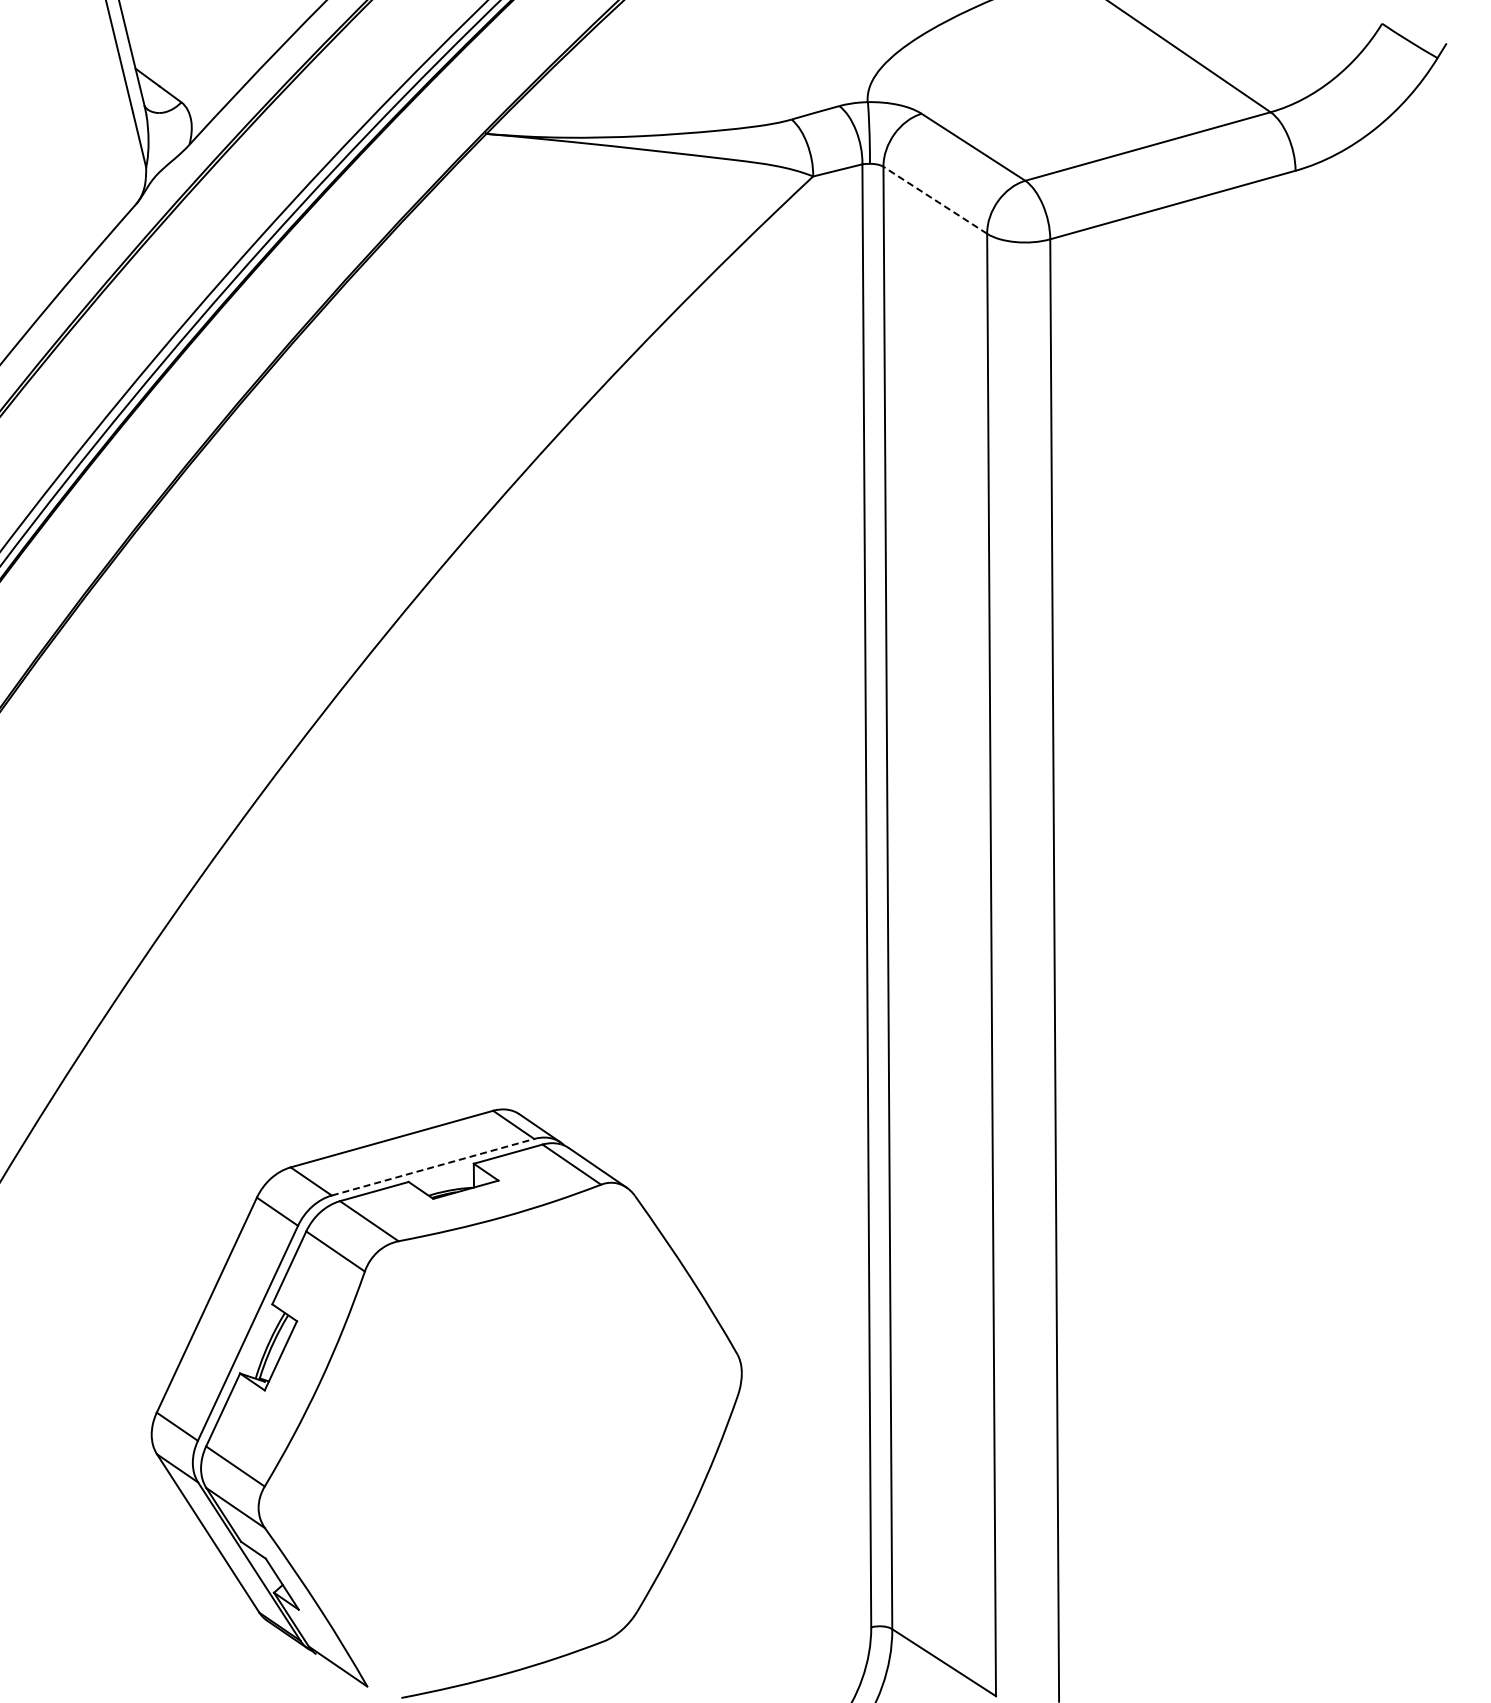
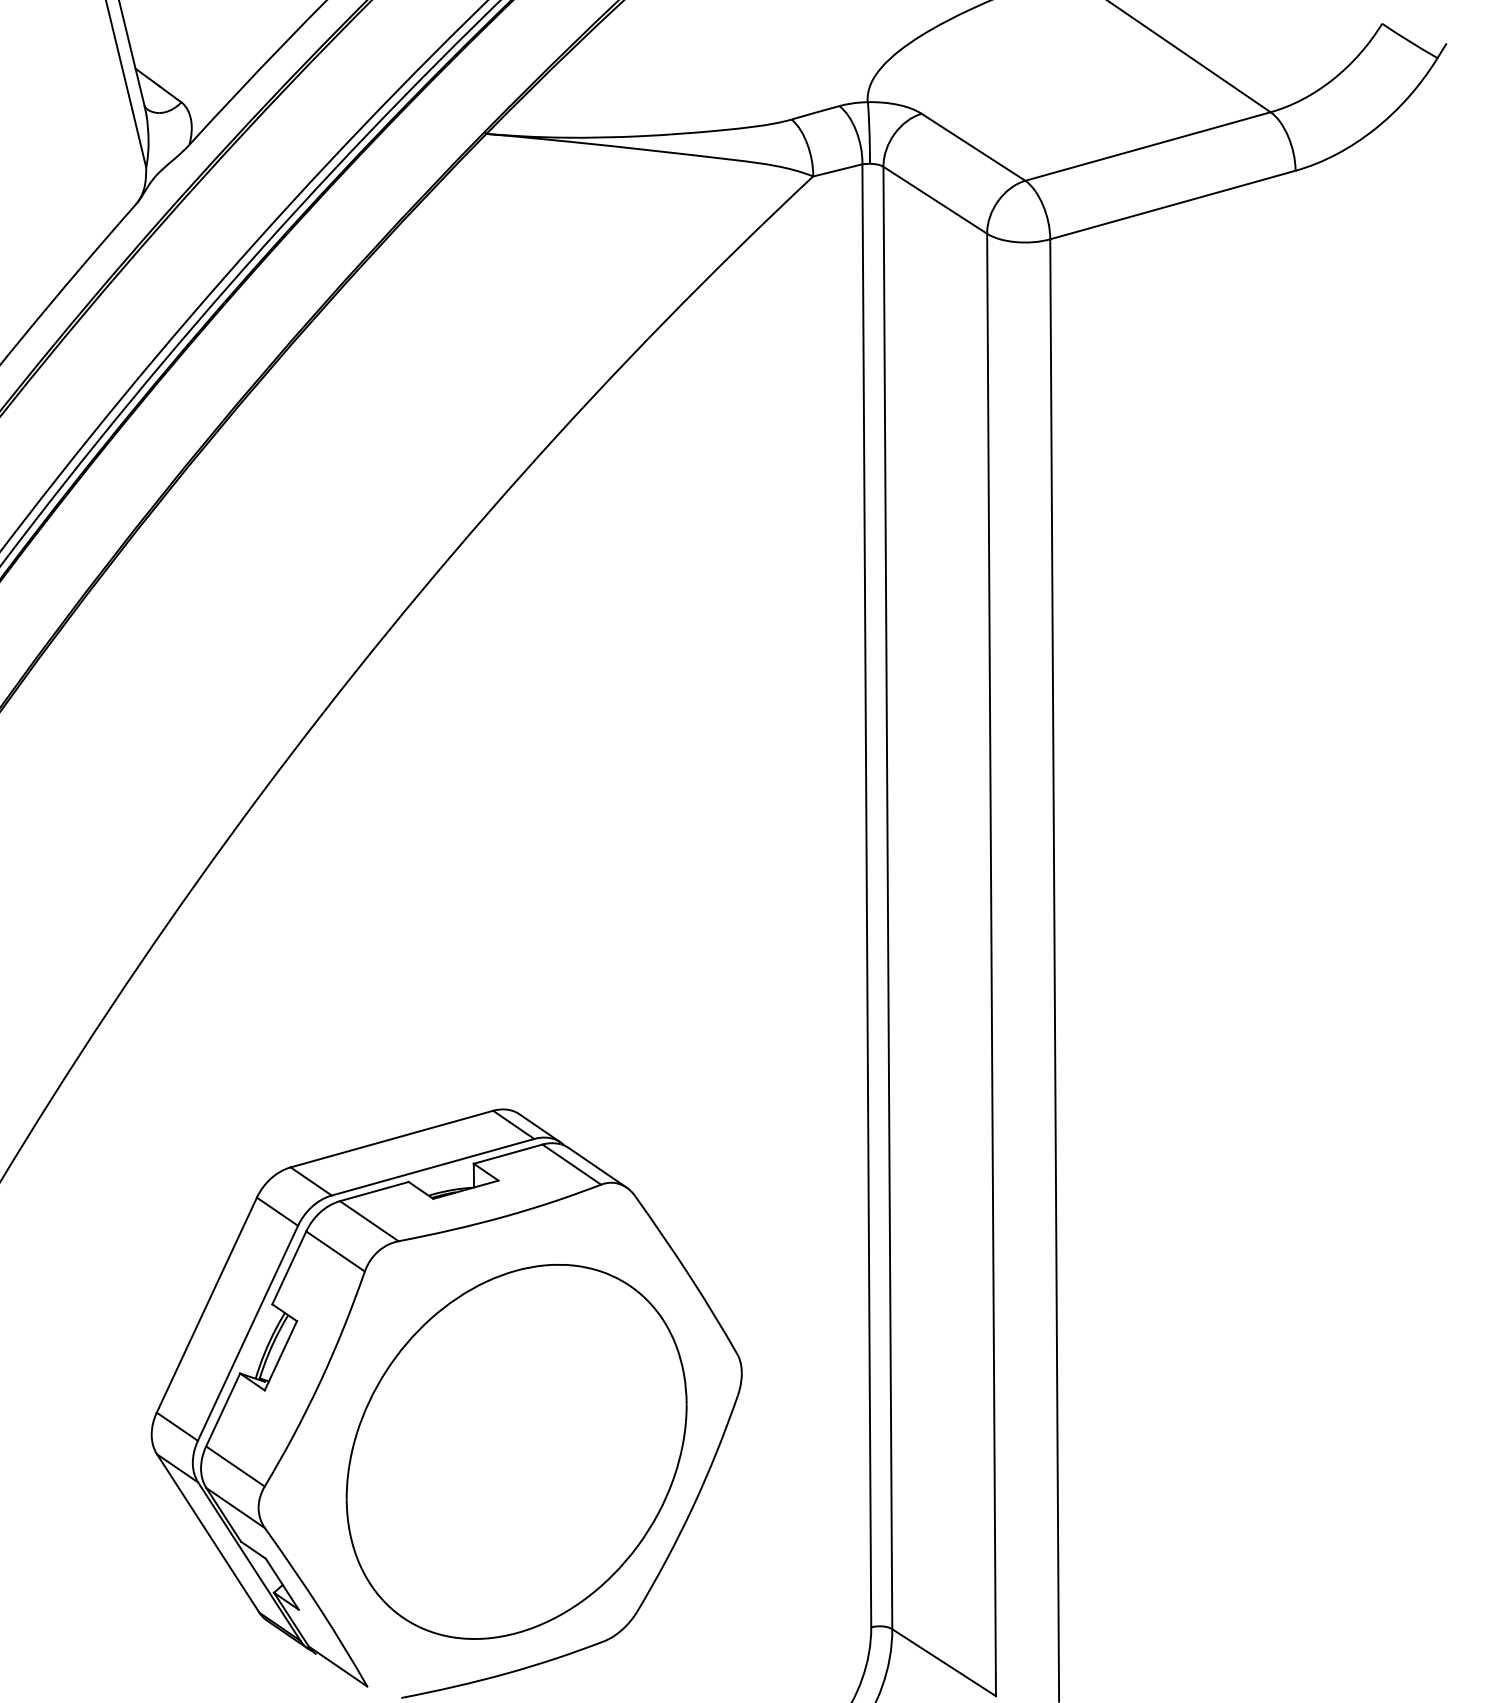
line: dashed -> solid (935, 200)
line: dashed -> solid (433, 1167)
part: none -> present (516, 1451)
